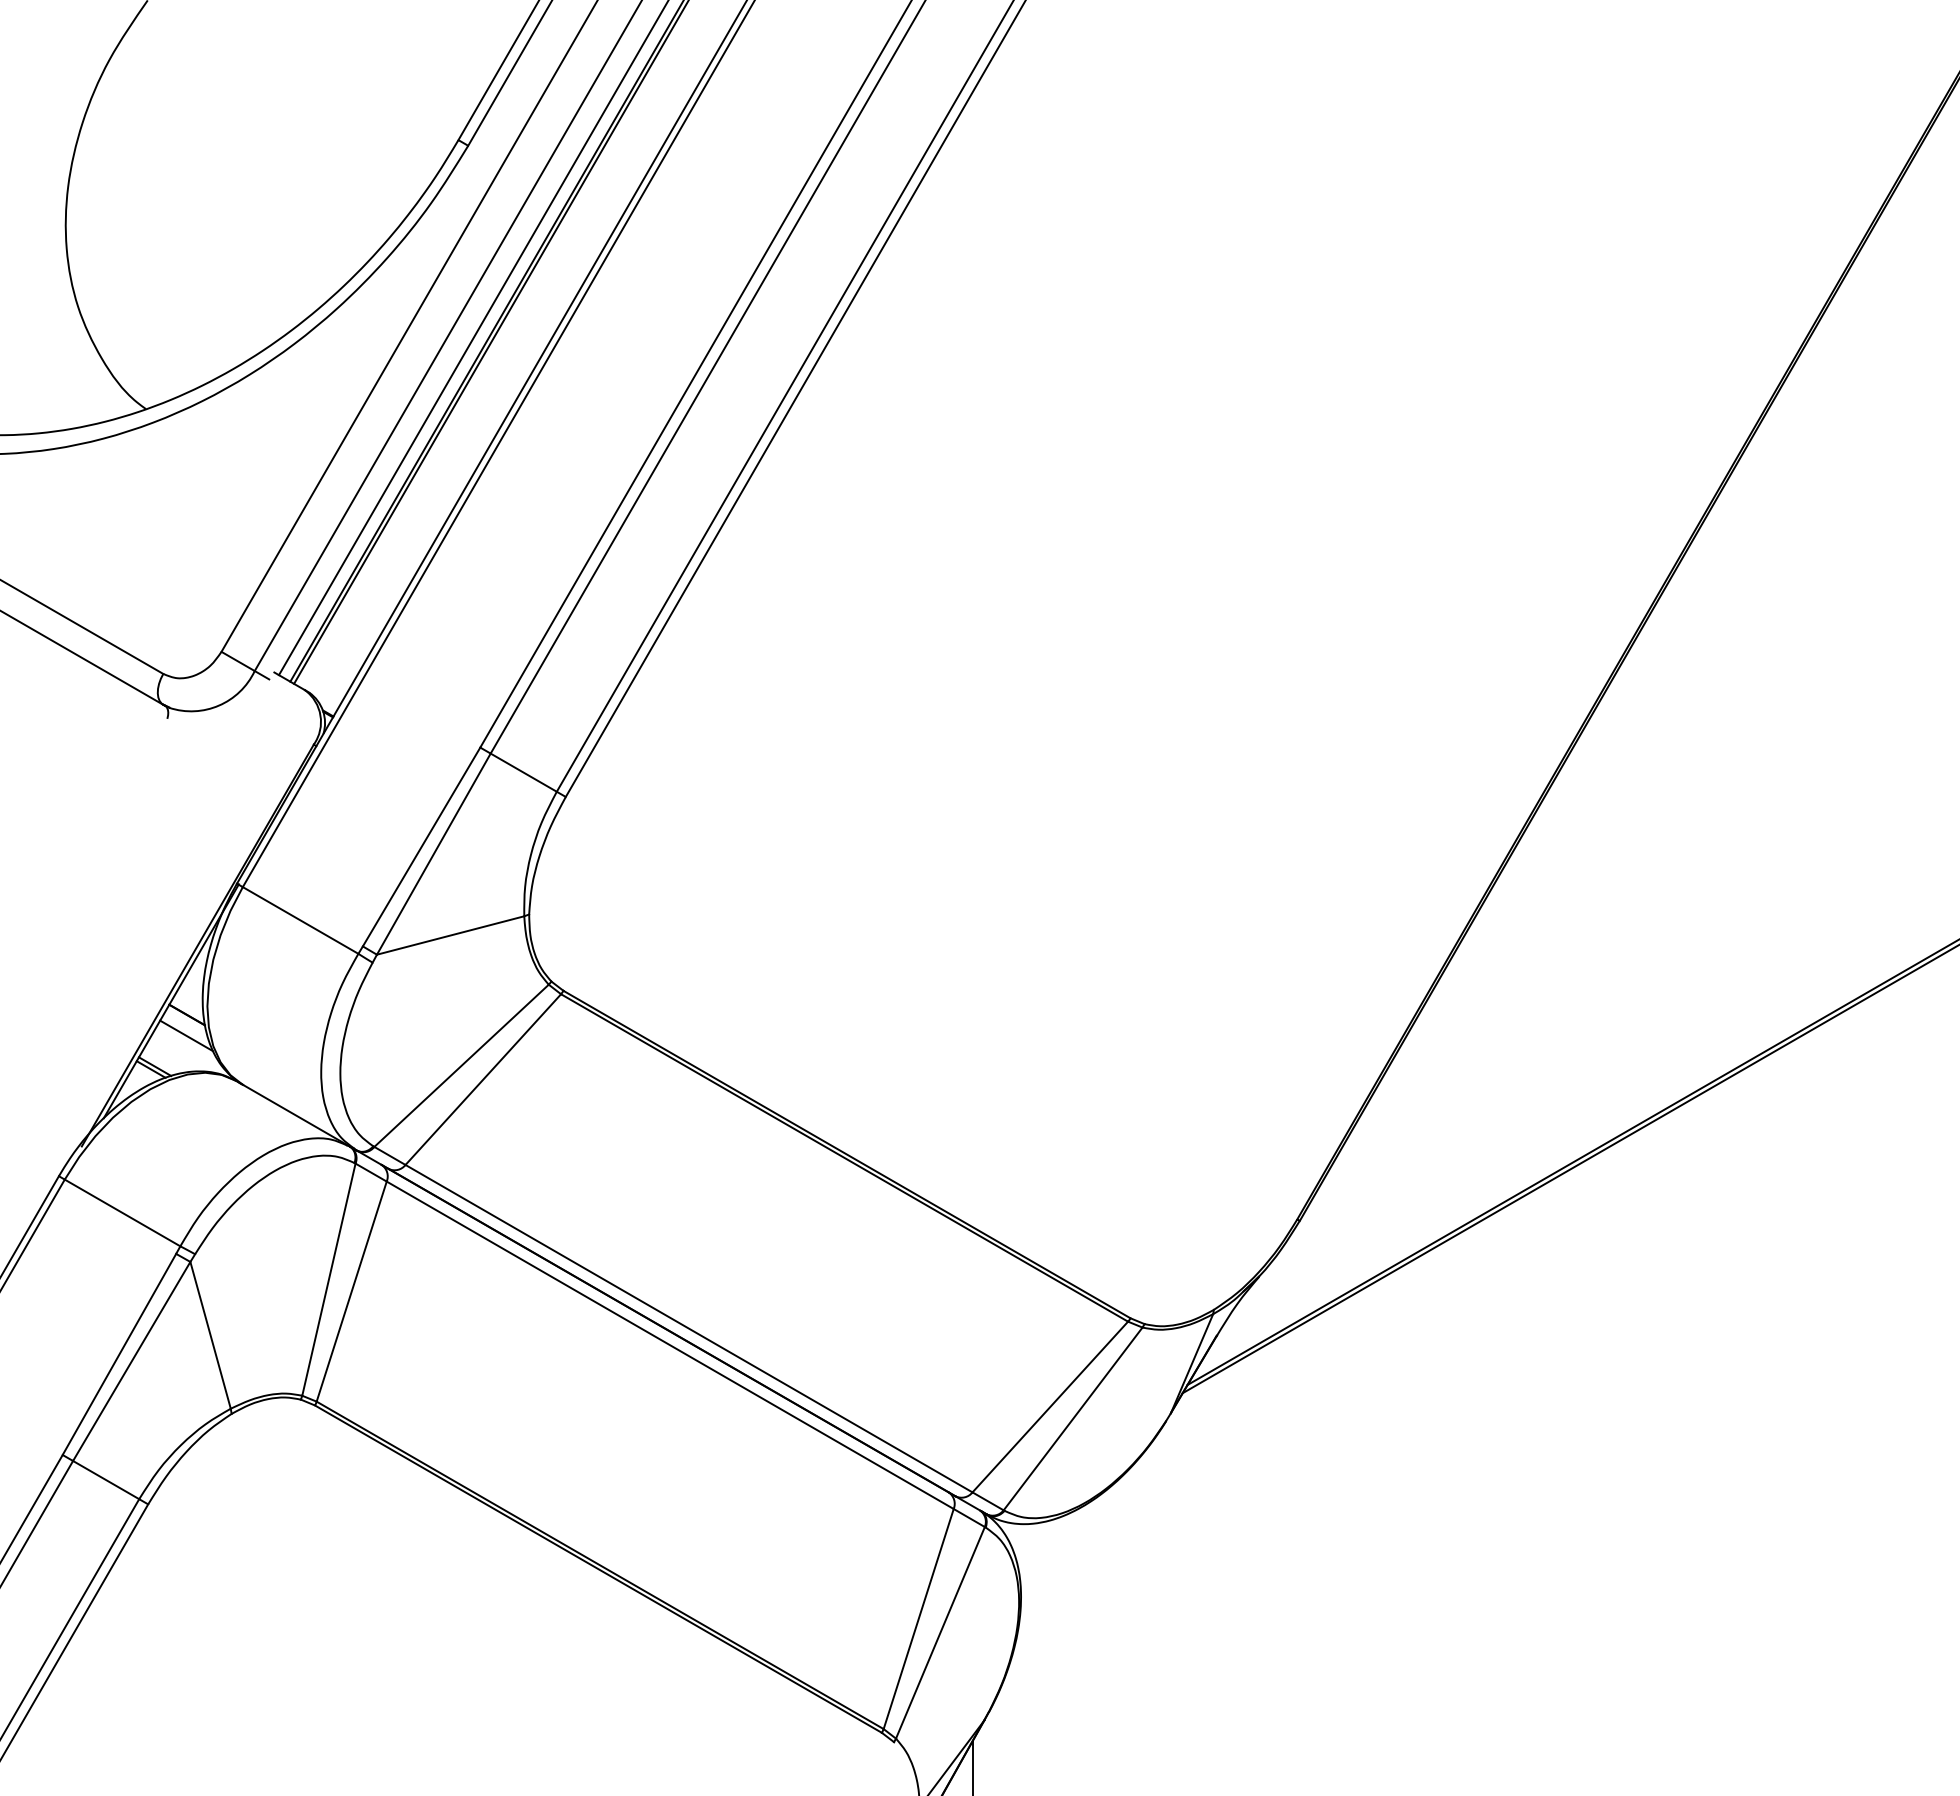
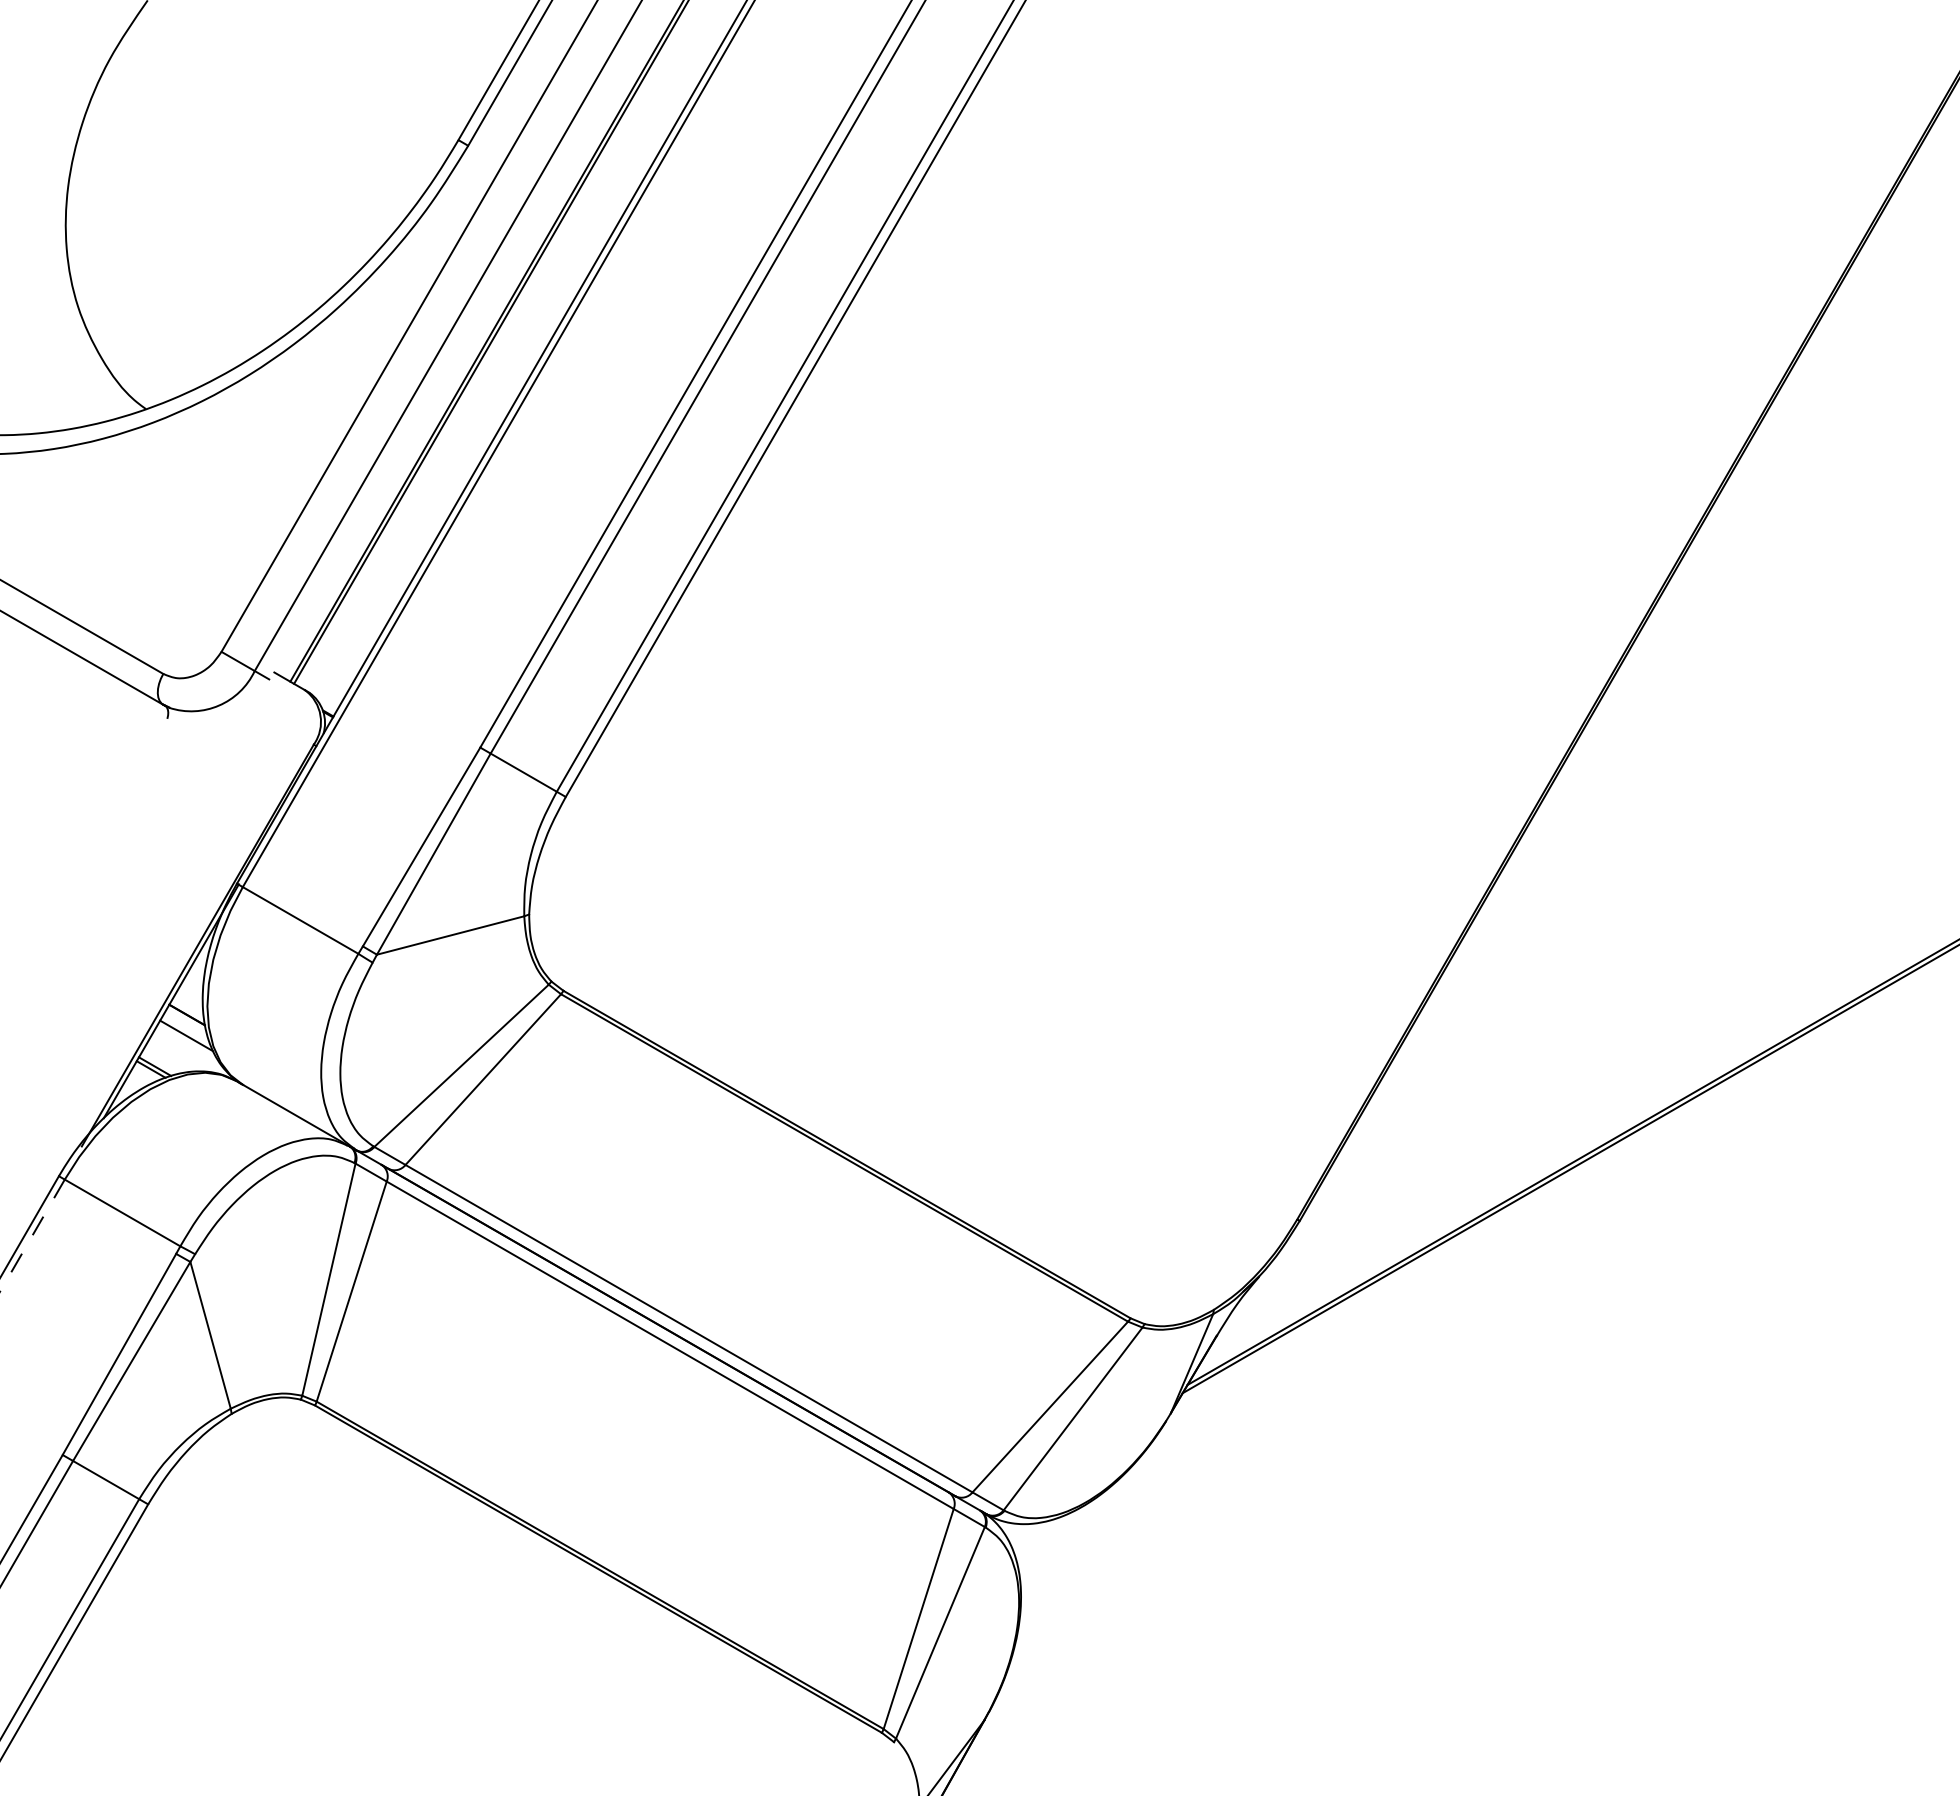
line: present -> none (472, 338)
line: solid -> dashed (32, 1235)
line: present -> none (972, 1766)
